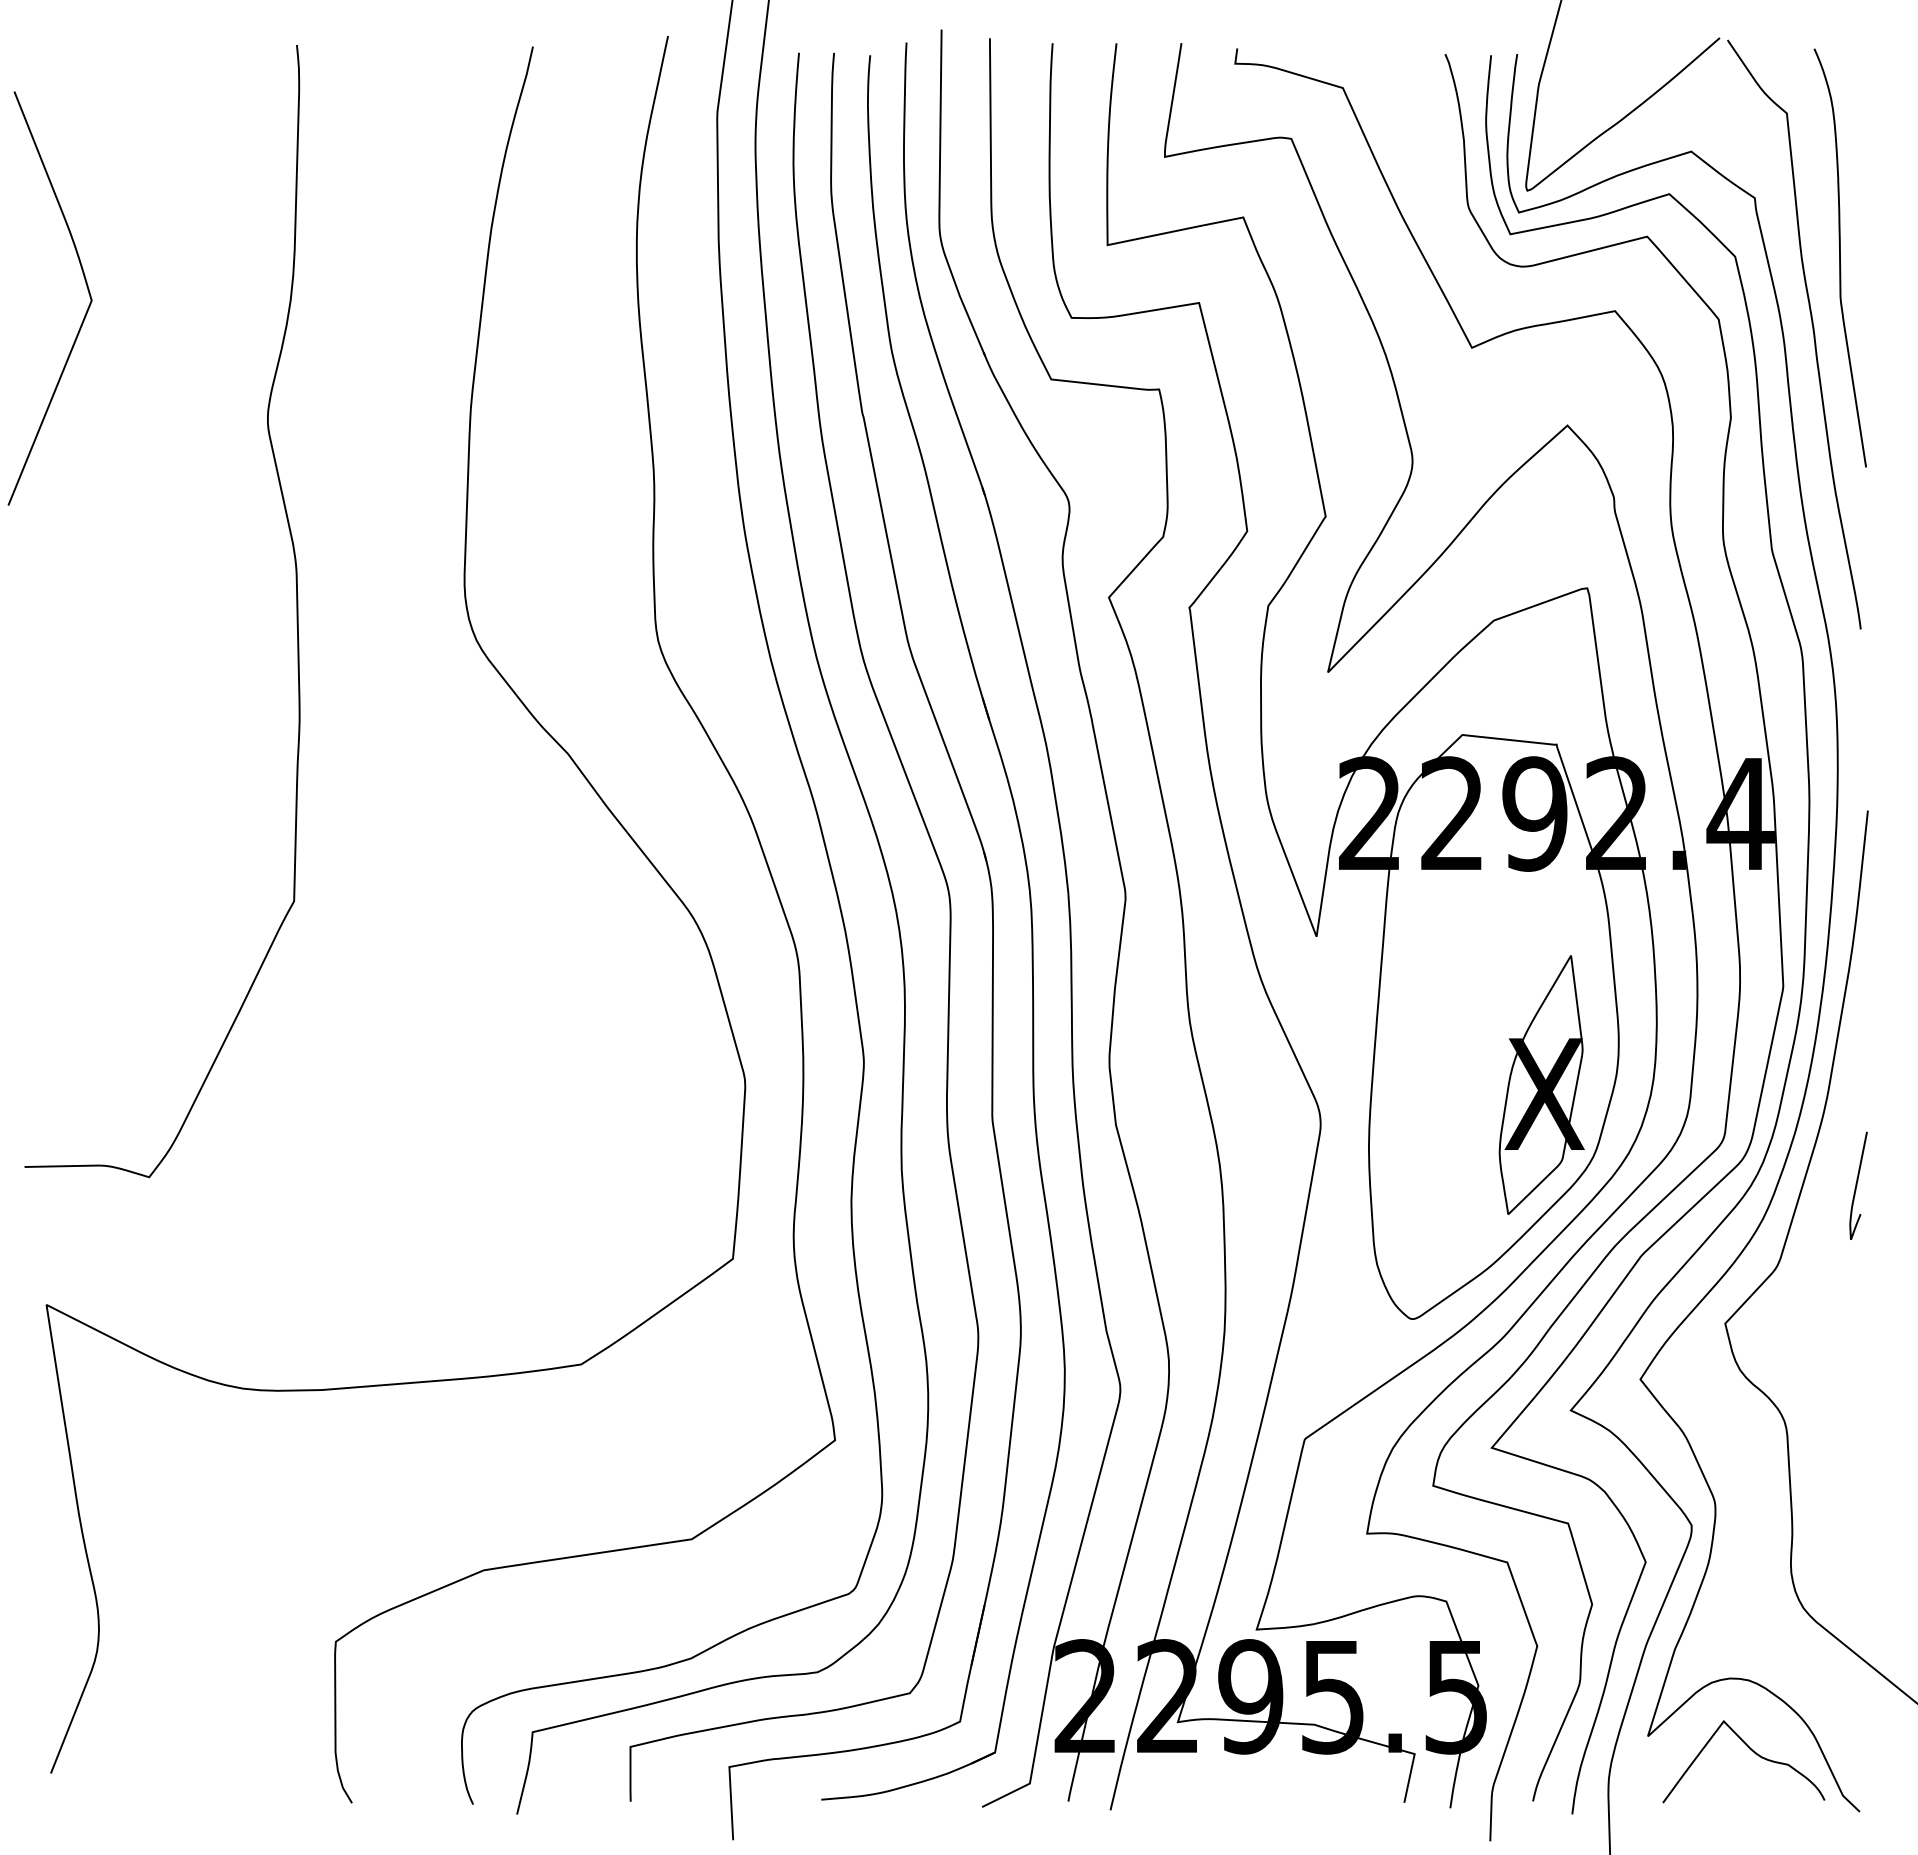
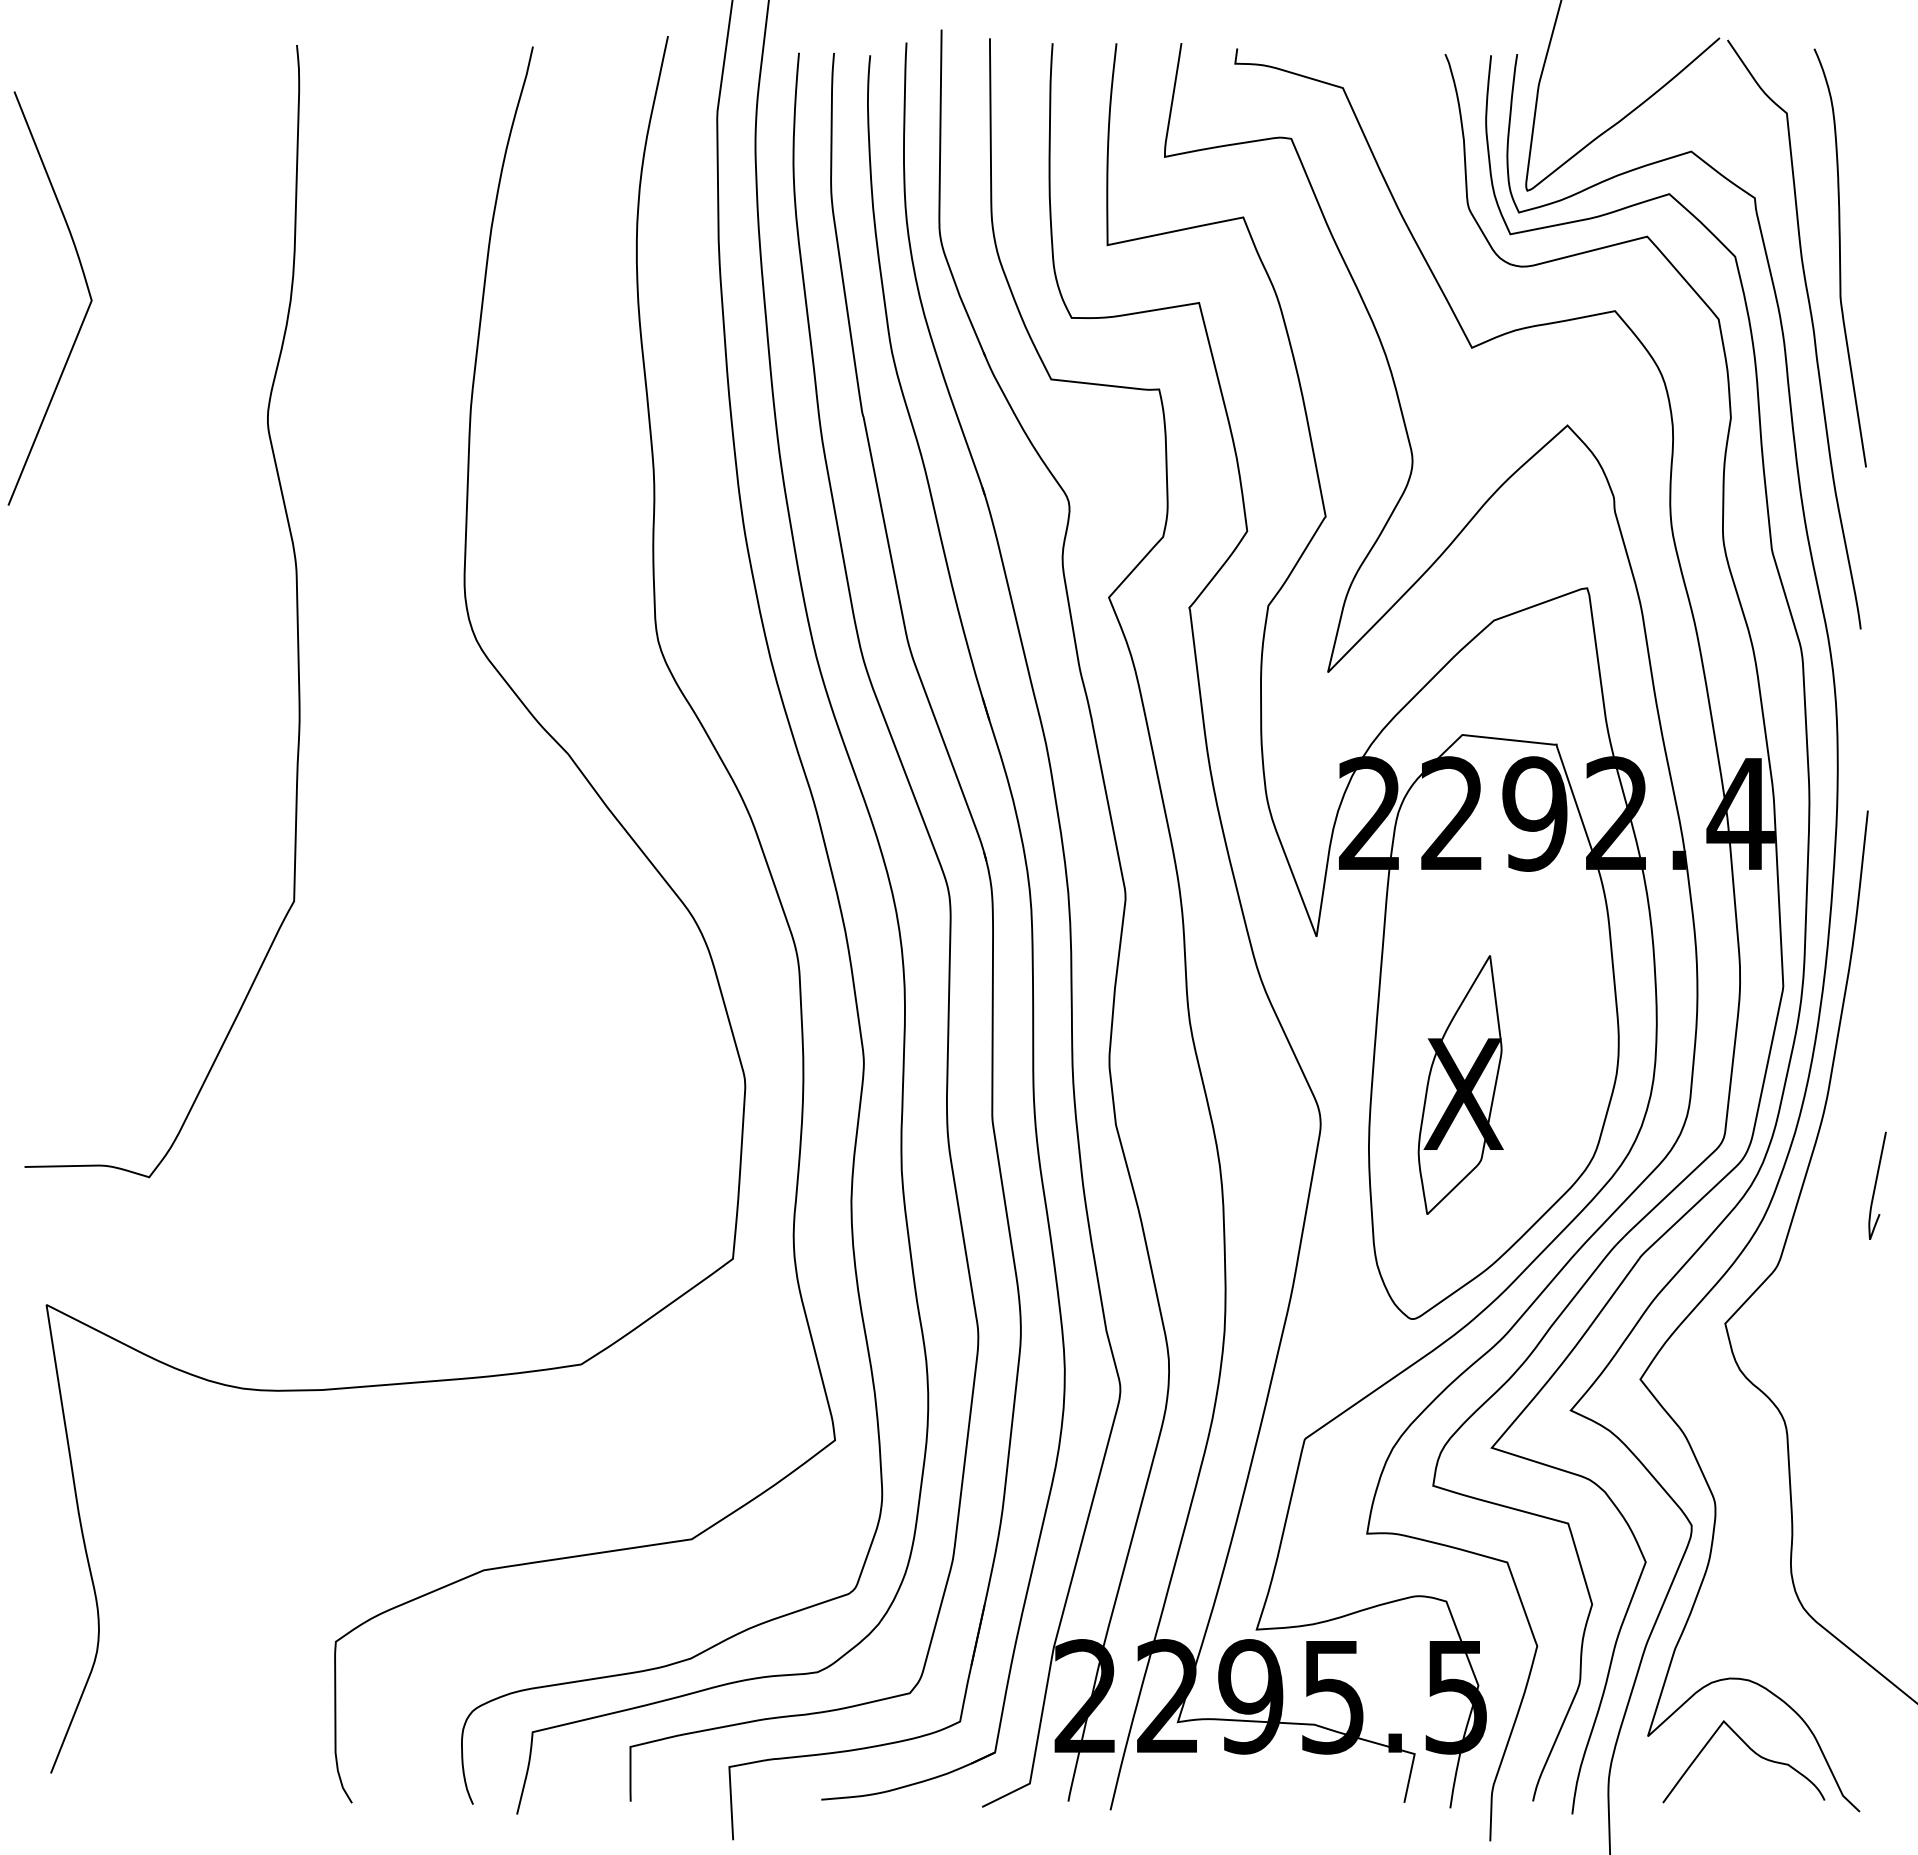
part position: (1541, 1084) -> (1460, 1084) (1460, 1084)
curve position: (1857, 1185) -> (1876, 1185) (1876, 1185)
